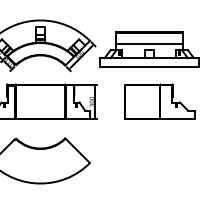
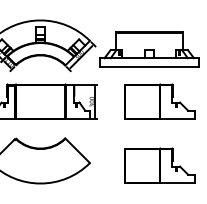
line: present -> none (148, 44)
part: none -> present (159, 165)
